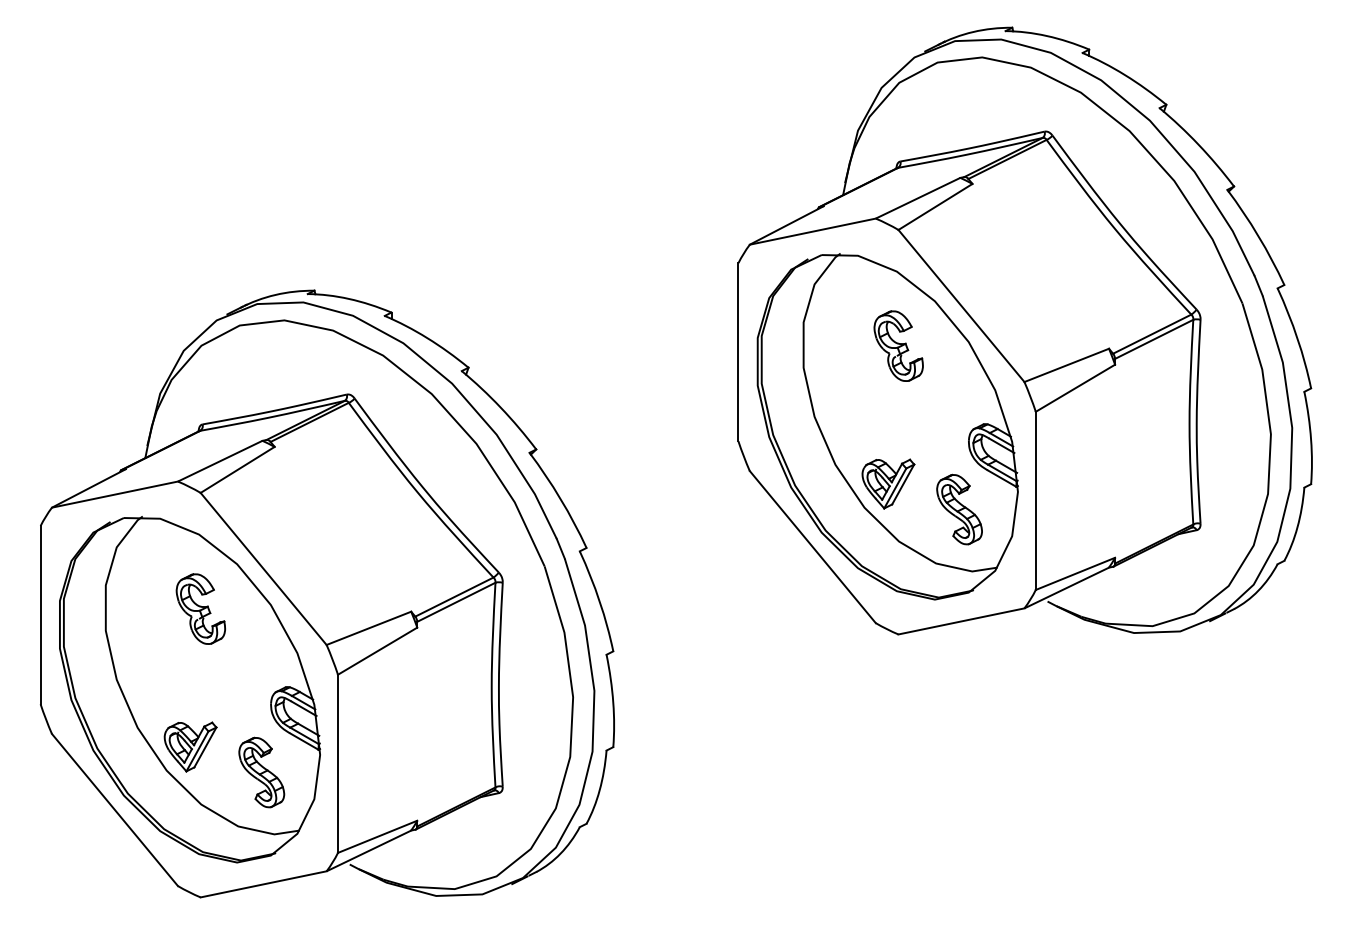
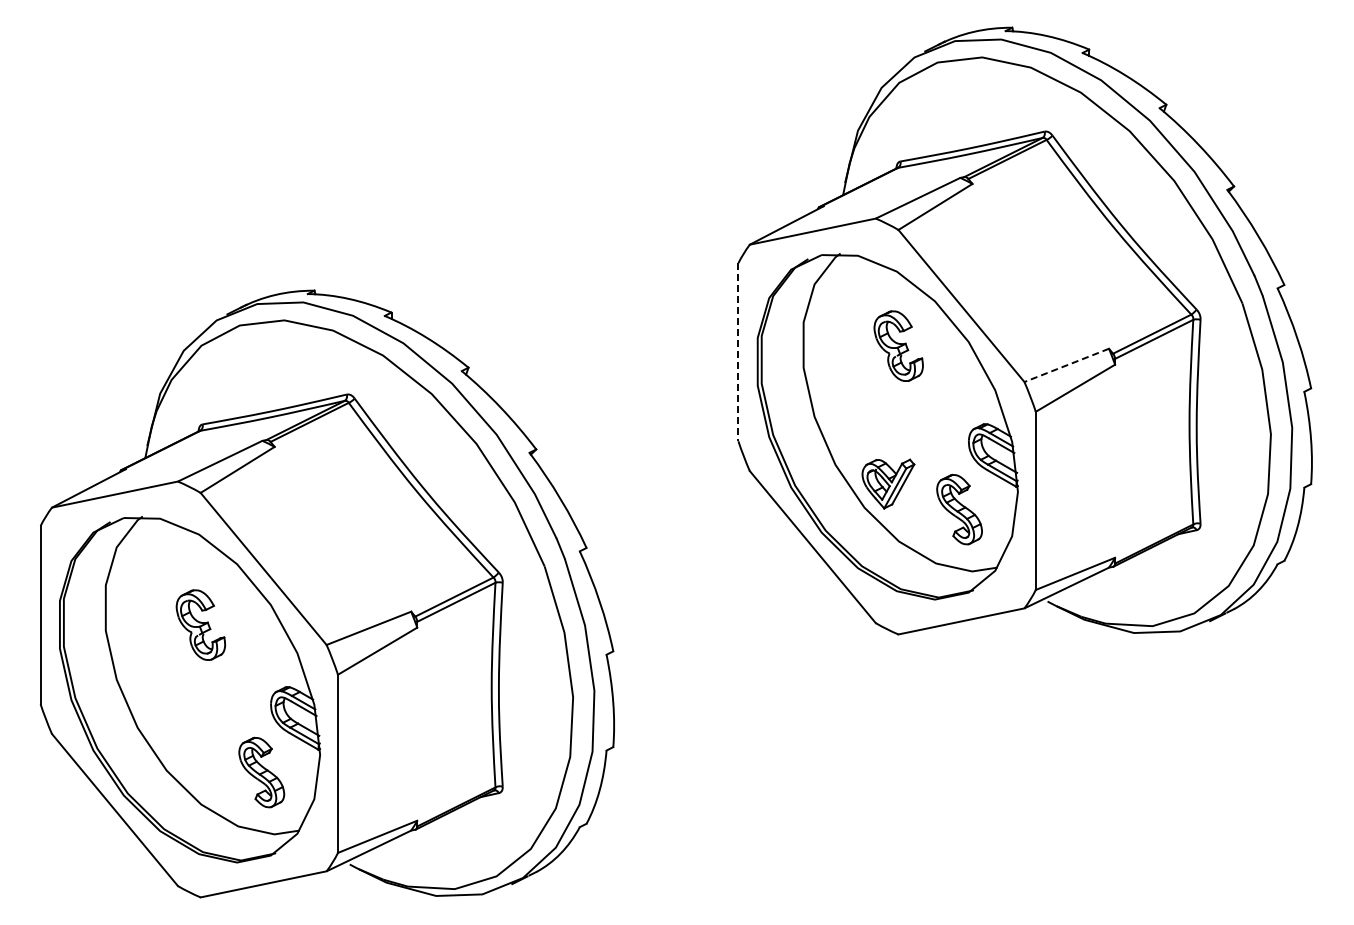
line: solid -> dashed (738, 352)
line: solid -> dashed (1066, 365)
part position: (200, 608) -> (200, 624) (200, 624)
part: present -> none (190, 746)
